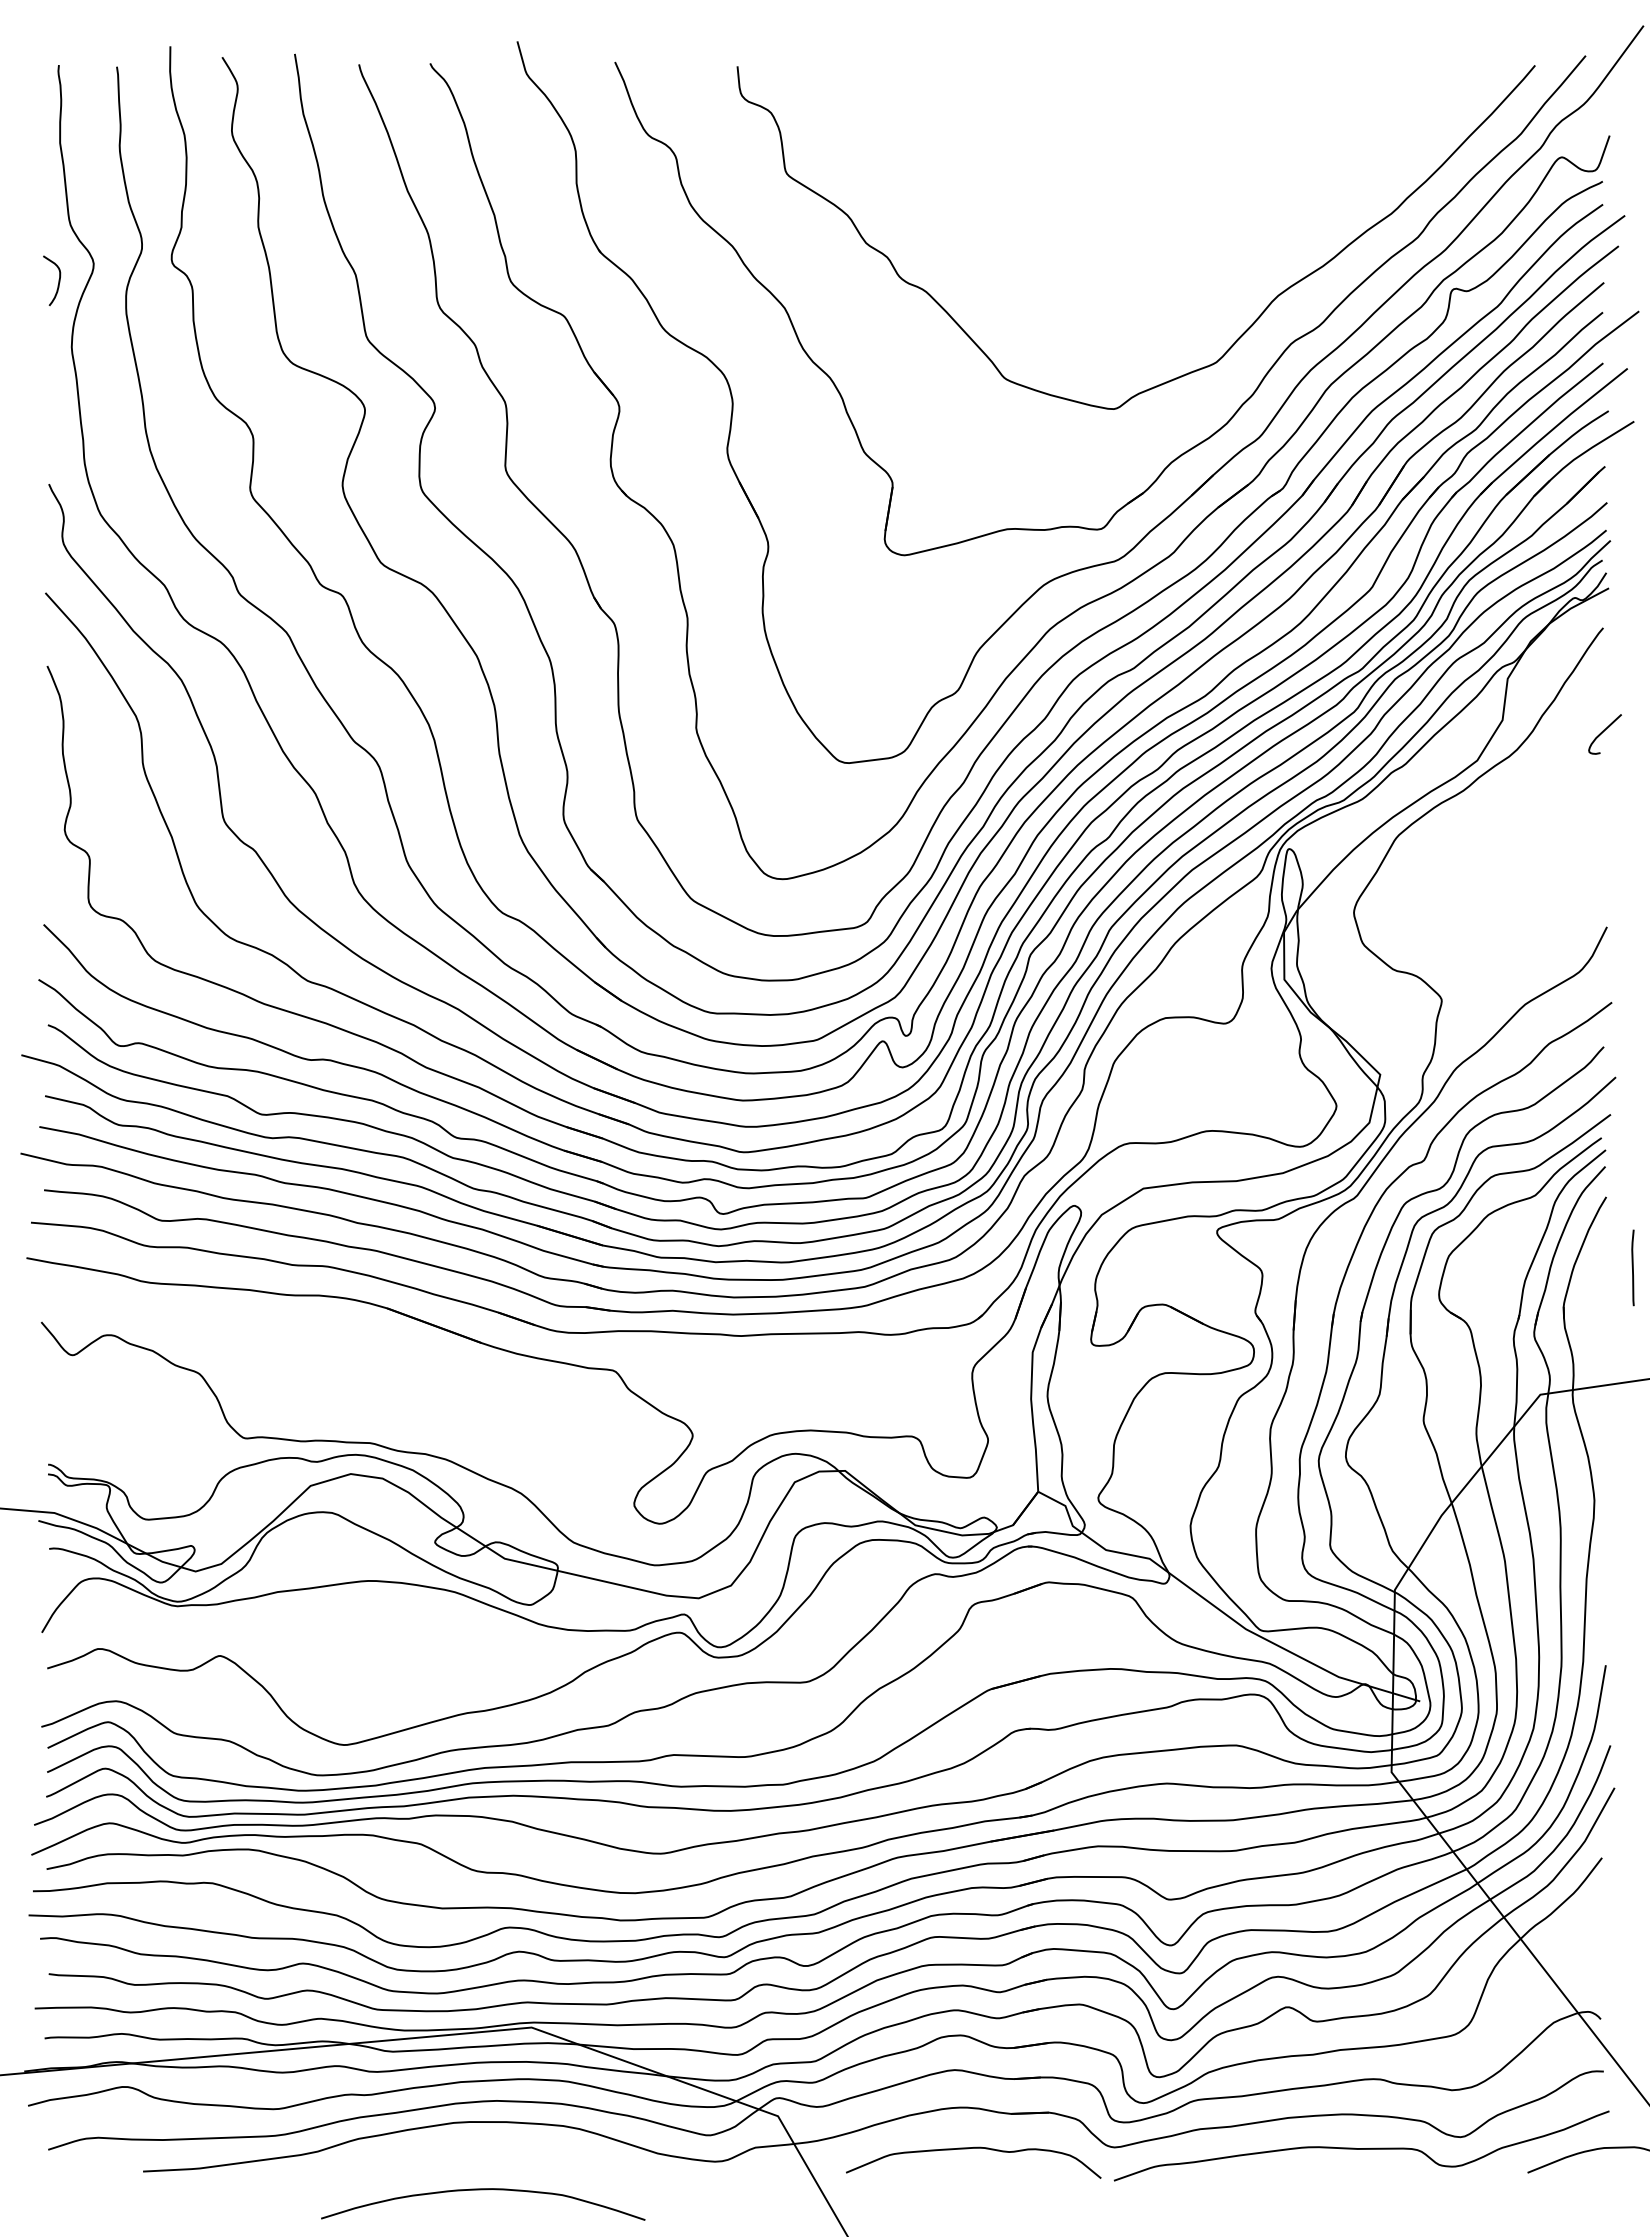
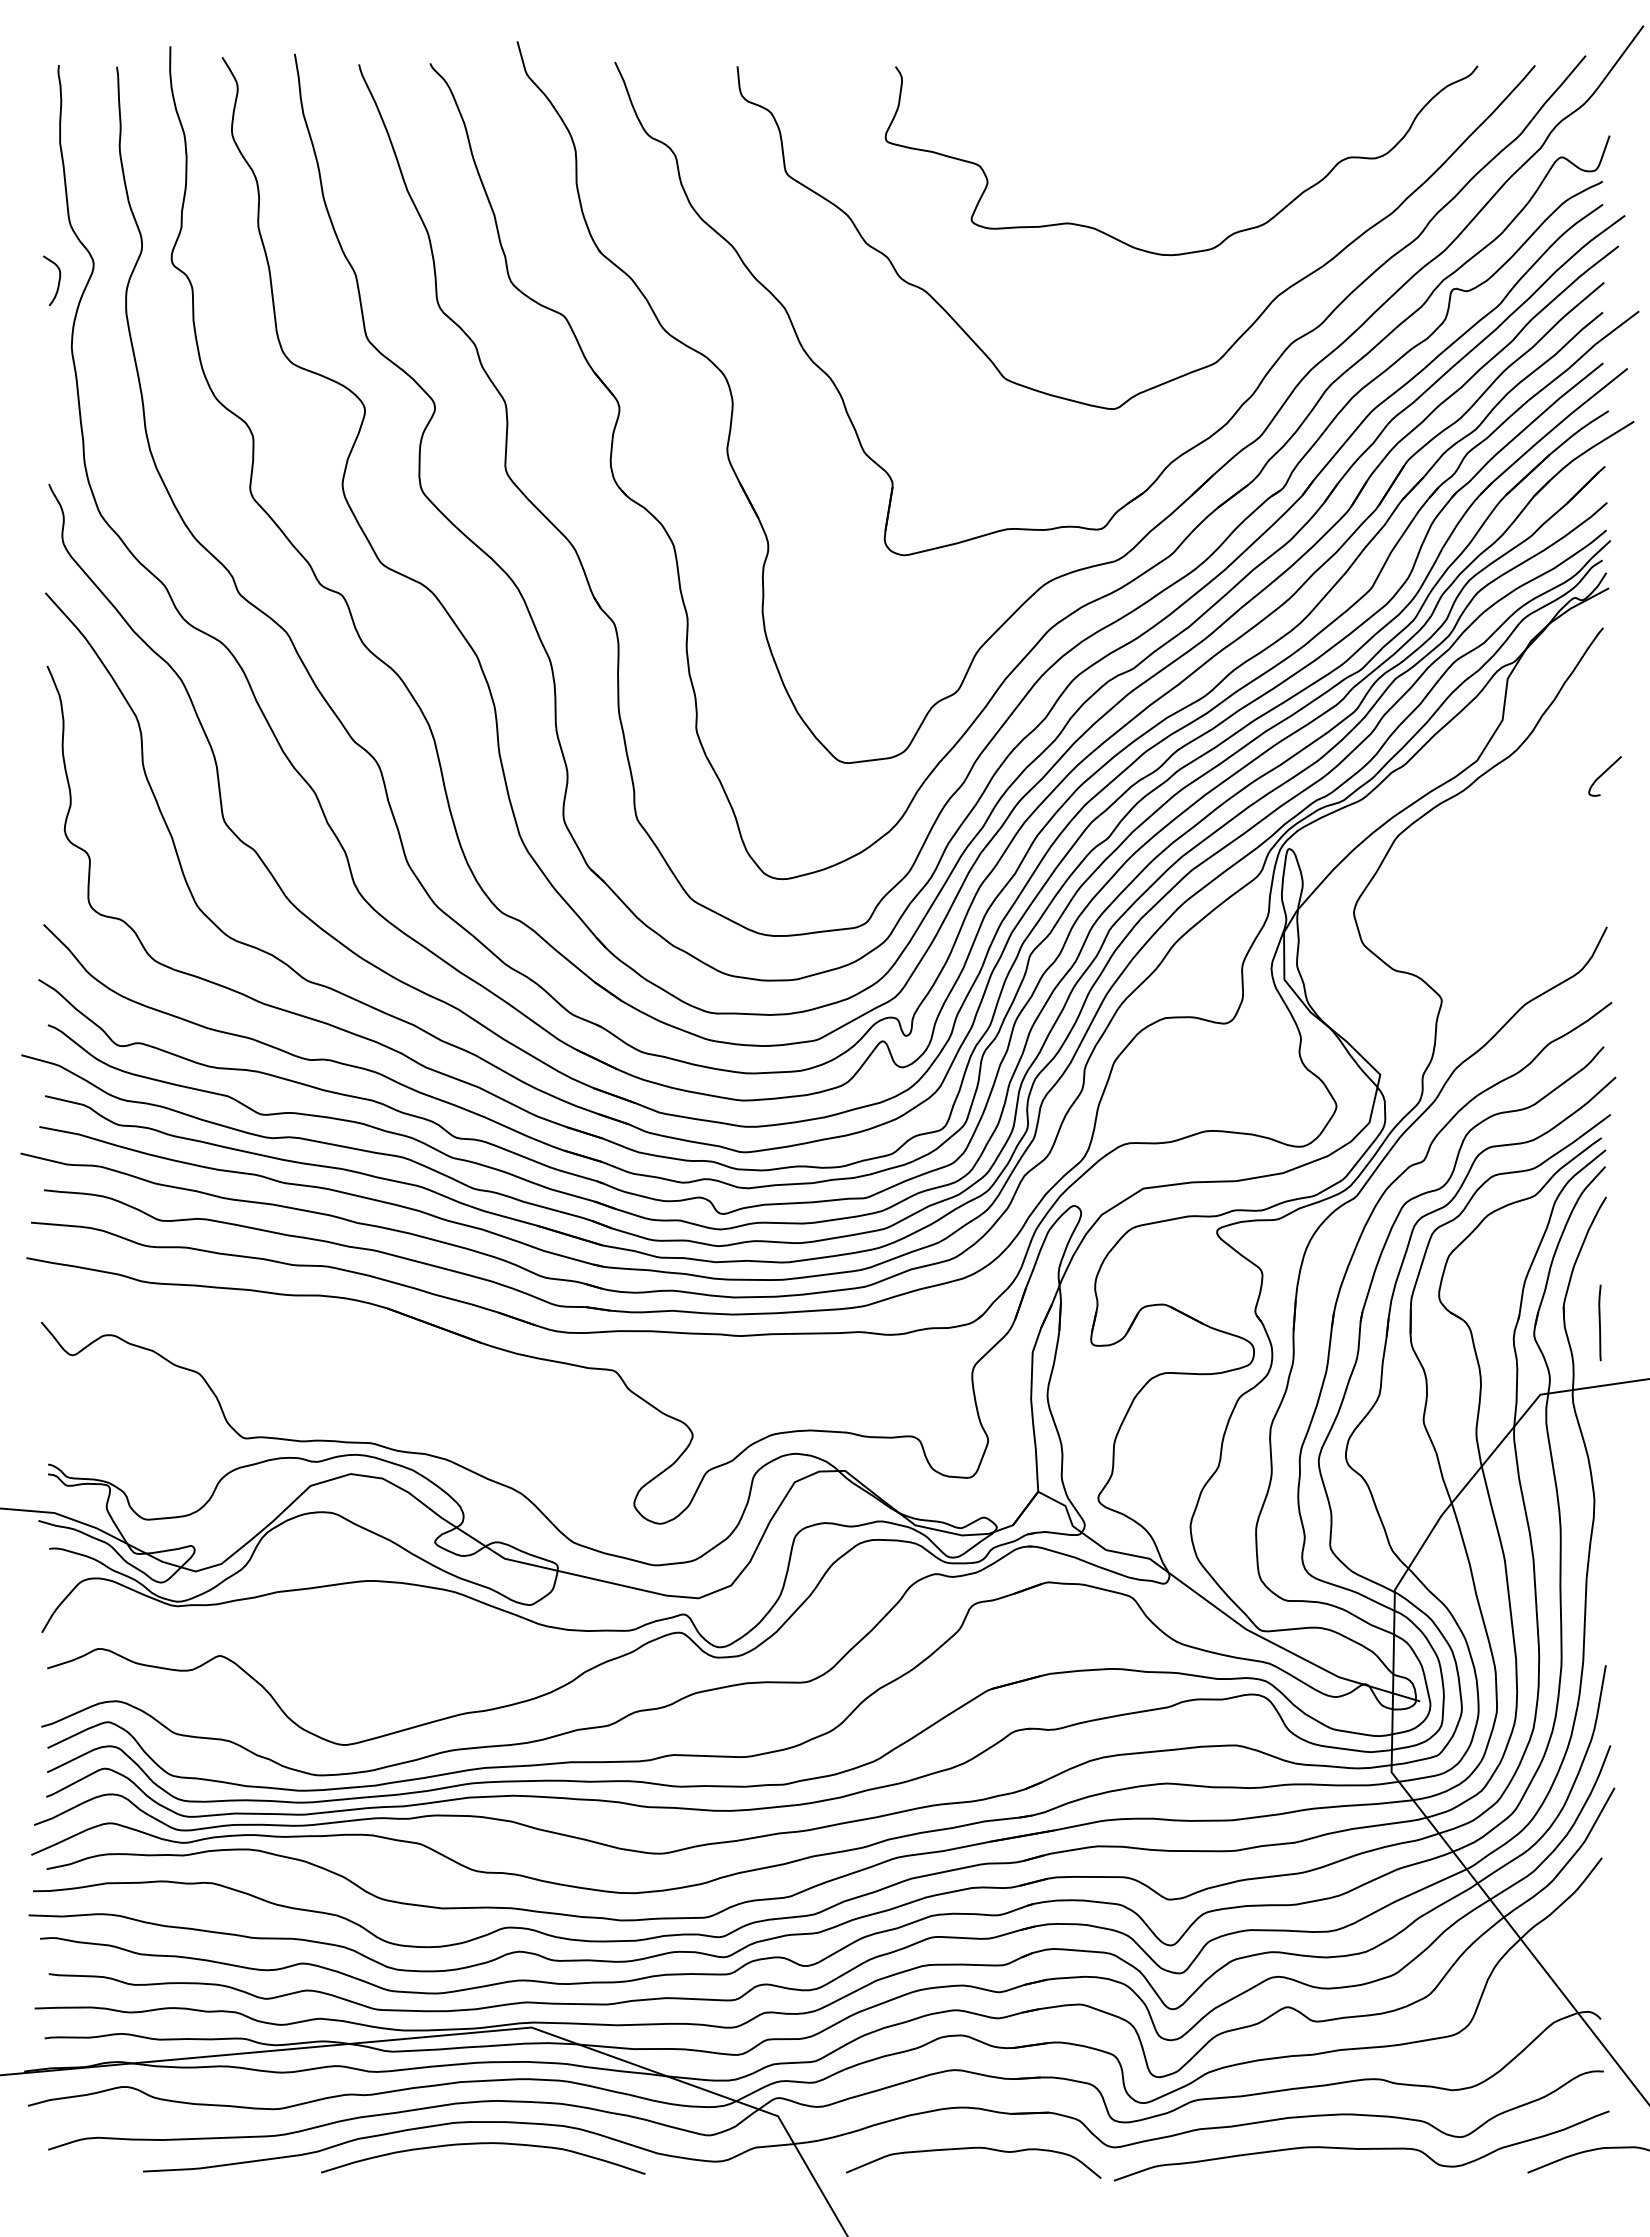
curve: none -> present (1228, 235)
curve position: (1603, 732) -> (1603, 774) (1603, 774)
line position: (1632, 1267) -> (1599, 1322) (1599, 1322)
curve position: (483, 2190) -> (483, 2144) (483, 2144)
